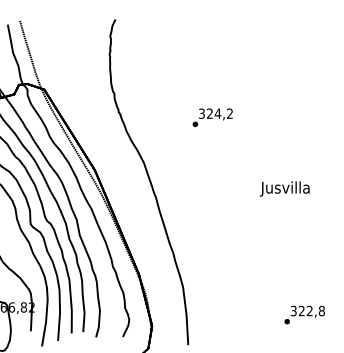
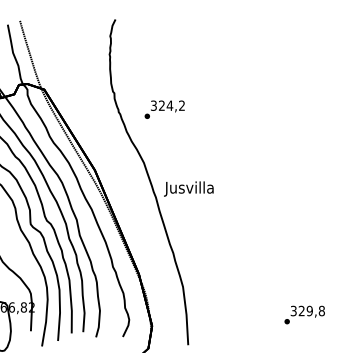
text position: (212, 117) -> (164, 109) (164, 109)
text position: (284, 188) -> (188, 188) (188, 188)
text: 322,8 -> 329,8 (309, 311)
